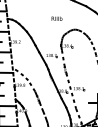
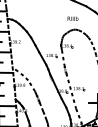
text position: (56, 18) -> (72, 18) (72, 18)
